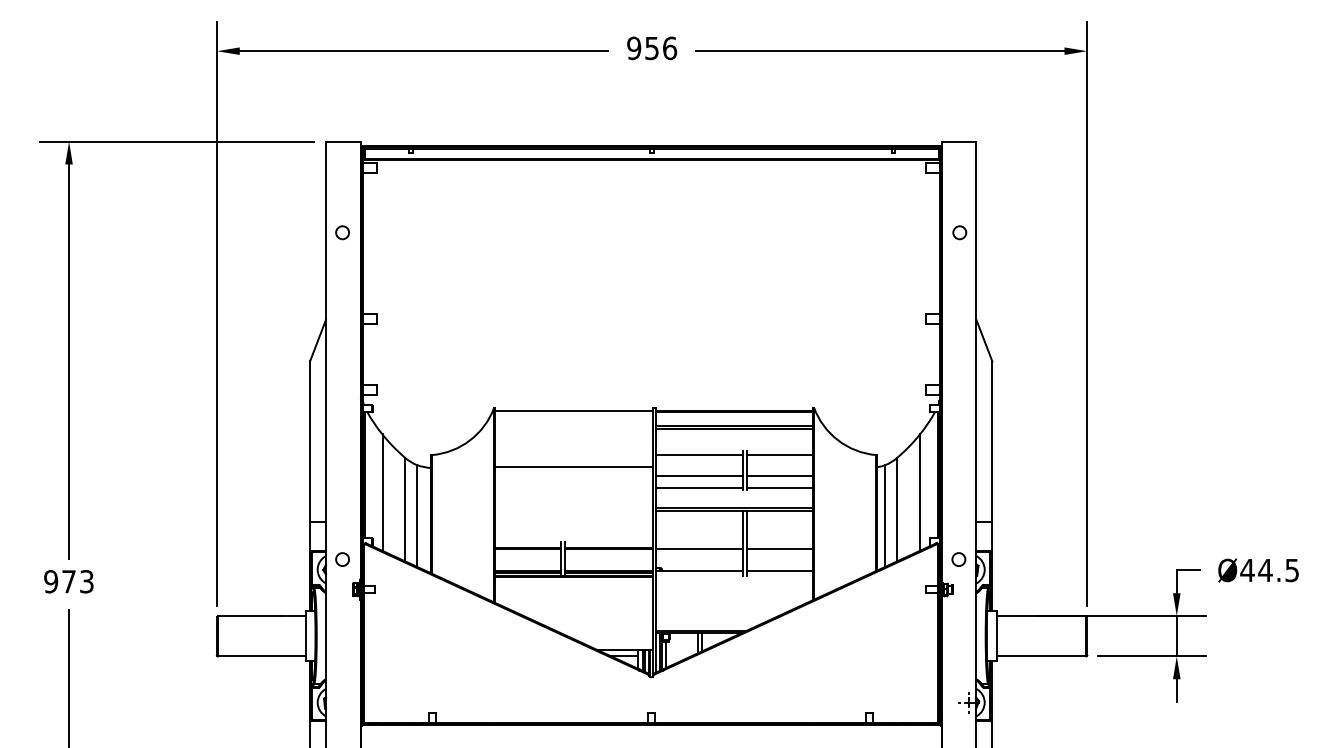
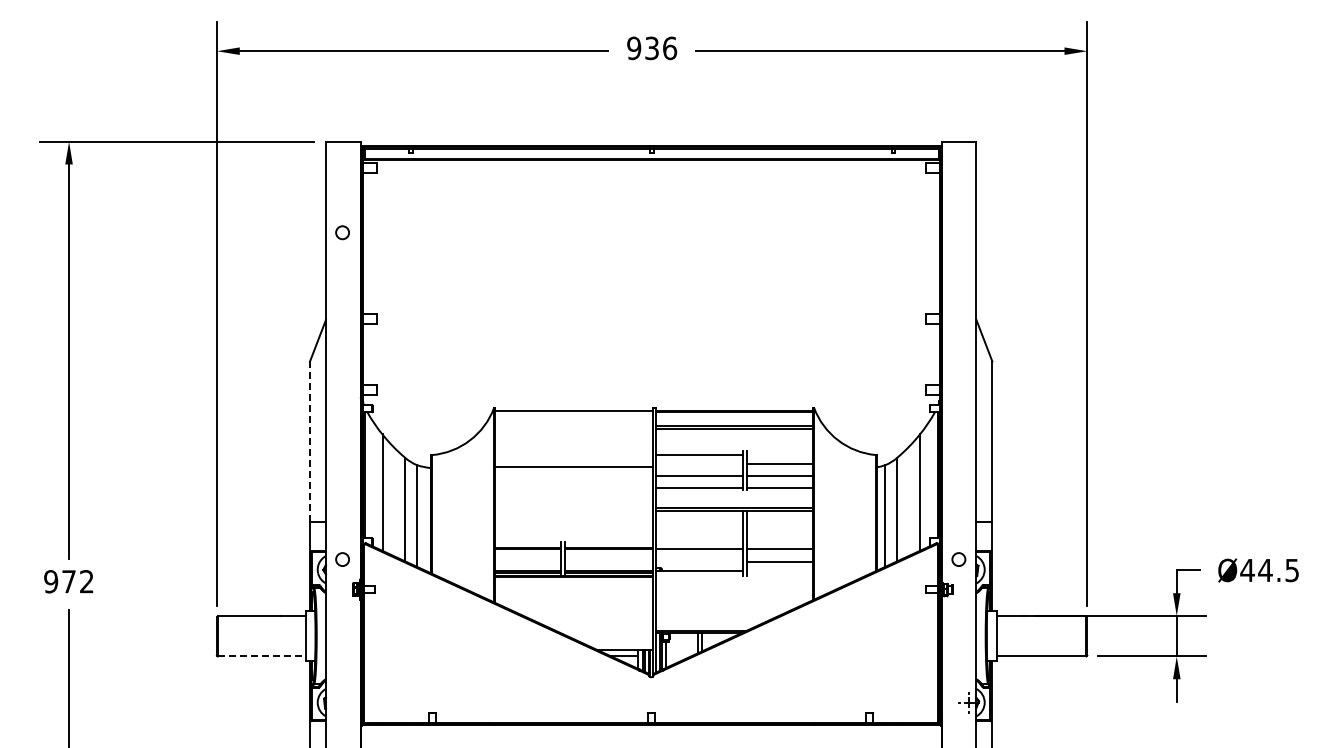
text: 956 -> 936 (652, 47)
circle: present -> none (959, 232)
line: solid -> dashed (310, 442)
line position: (780, 454) -> (780, 463) (780, 463)
line position: (780, 571) -> (780, 562) (780, 562)
text: 973 -> 972 (86, 581)
line: solid -> dashed (261, 656)
